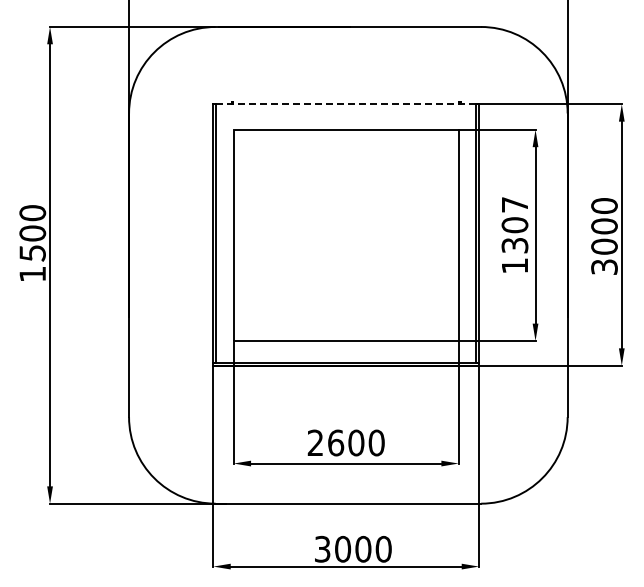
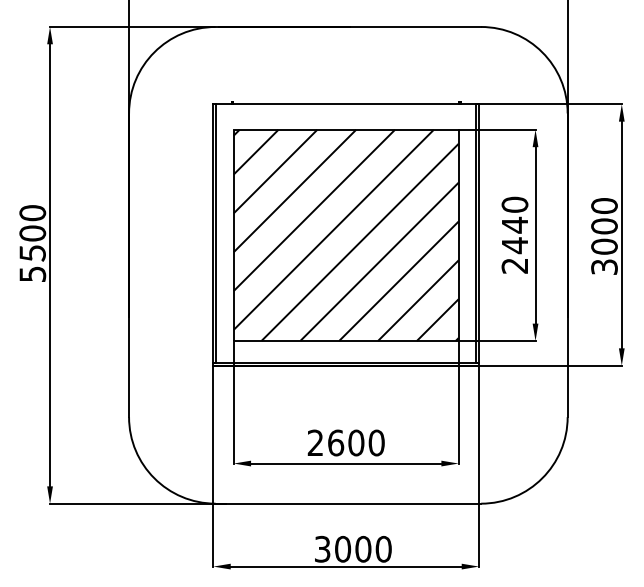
line: dashed -> solid (346, 104)
hatch: none -> present (345, 234)
text: 1307 -> 2440 (514, 234)
text: 1 -> 5 (32, 273)
